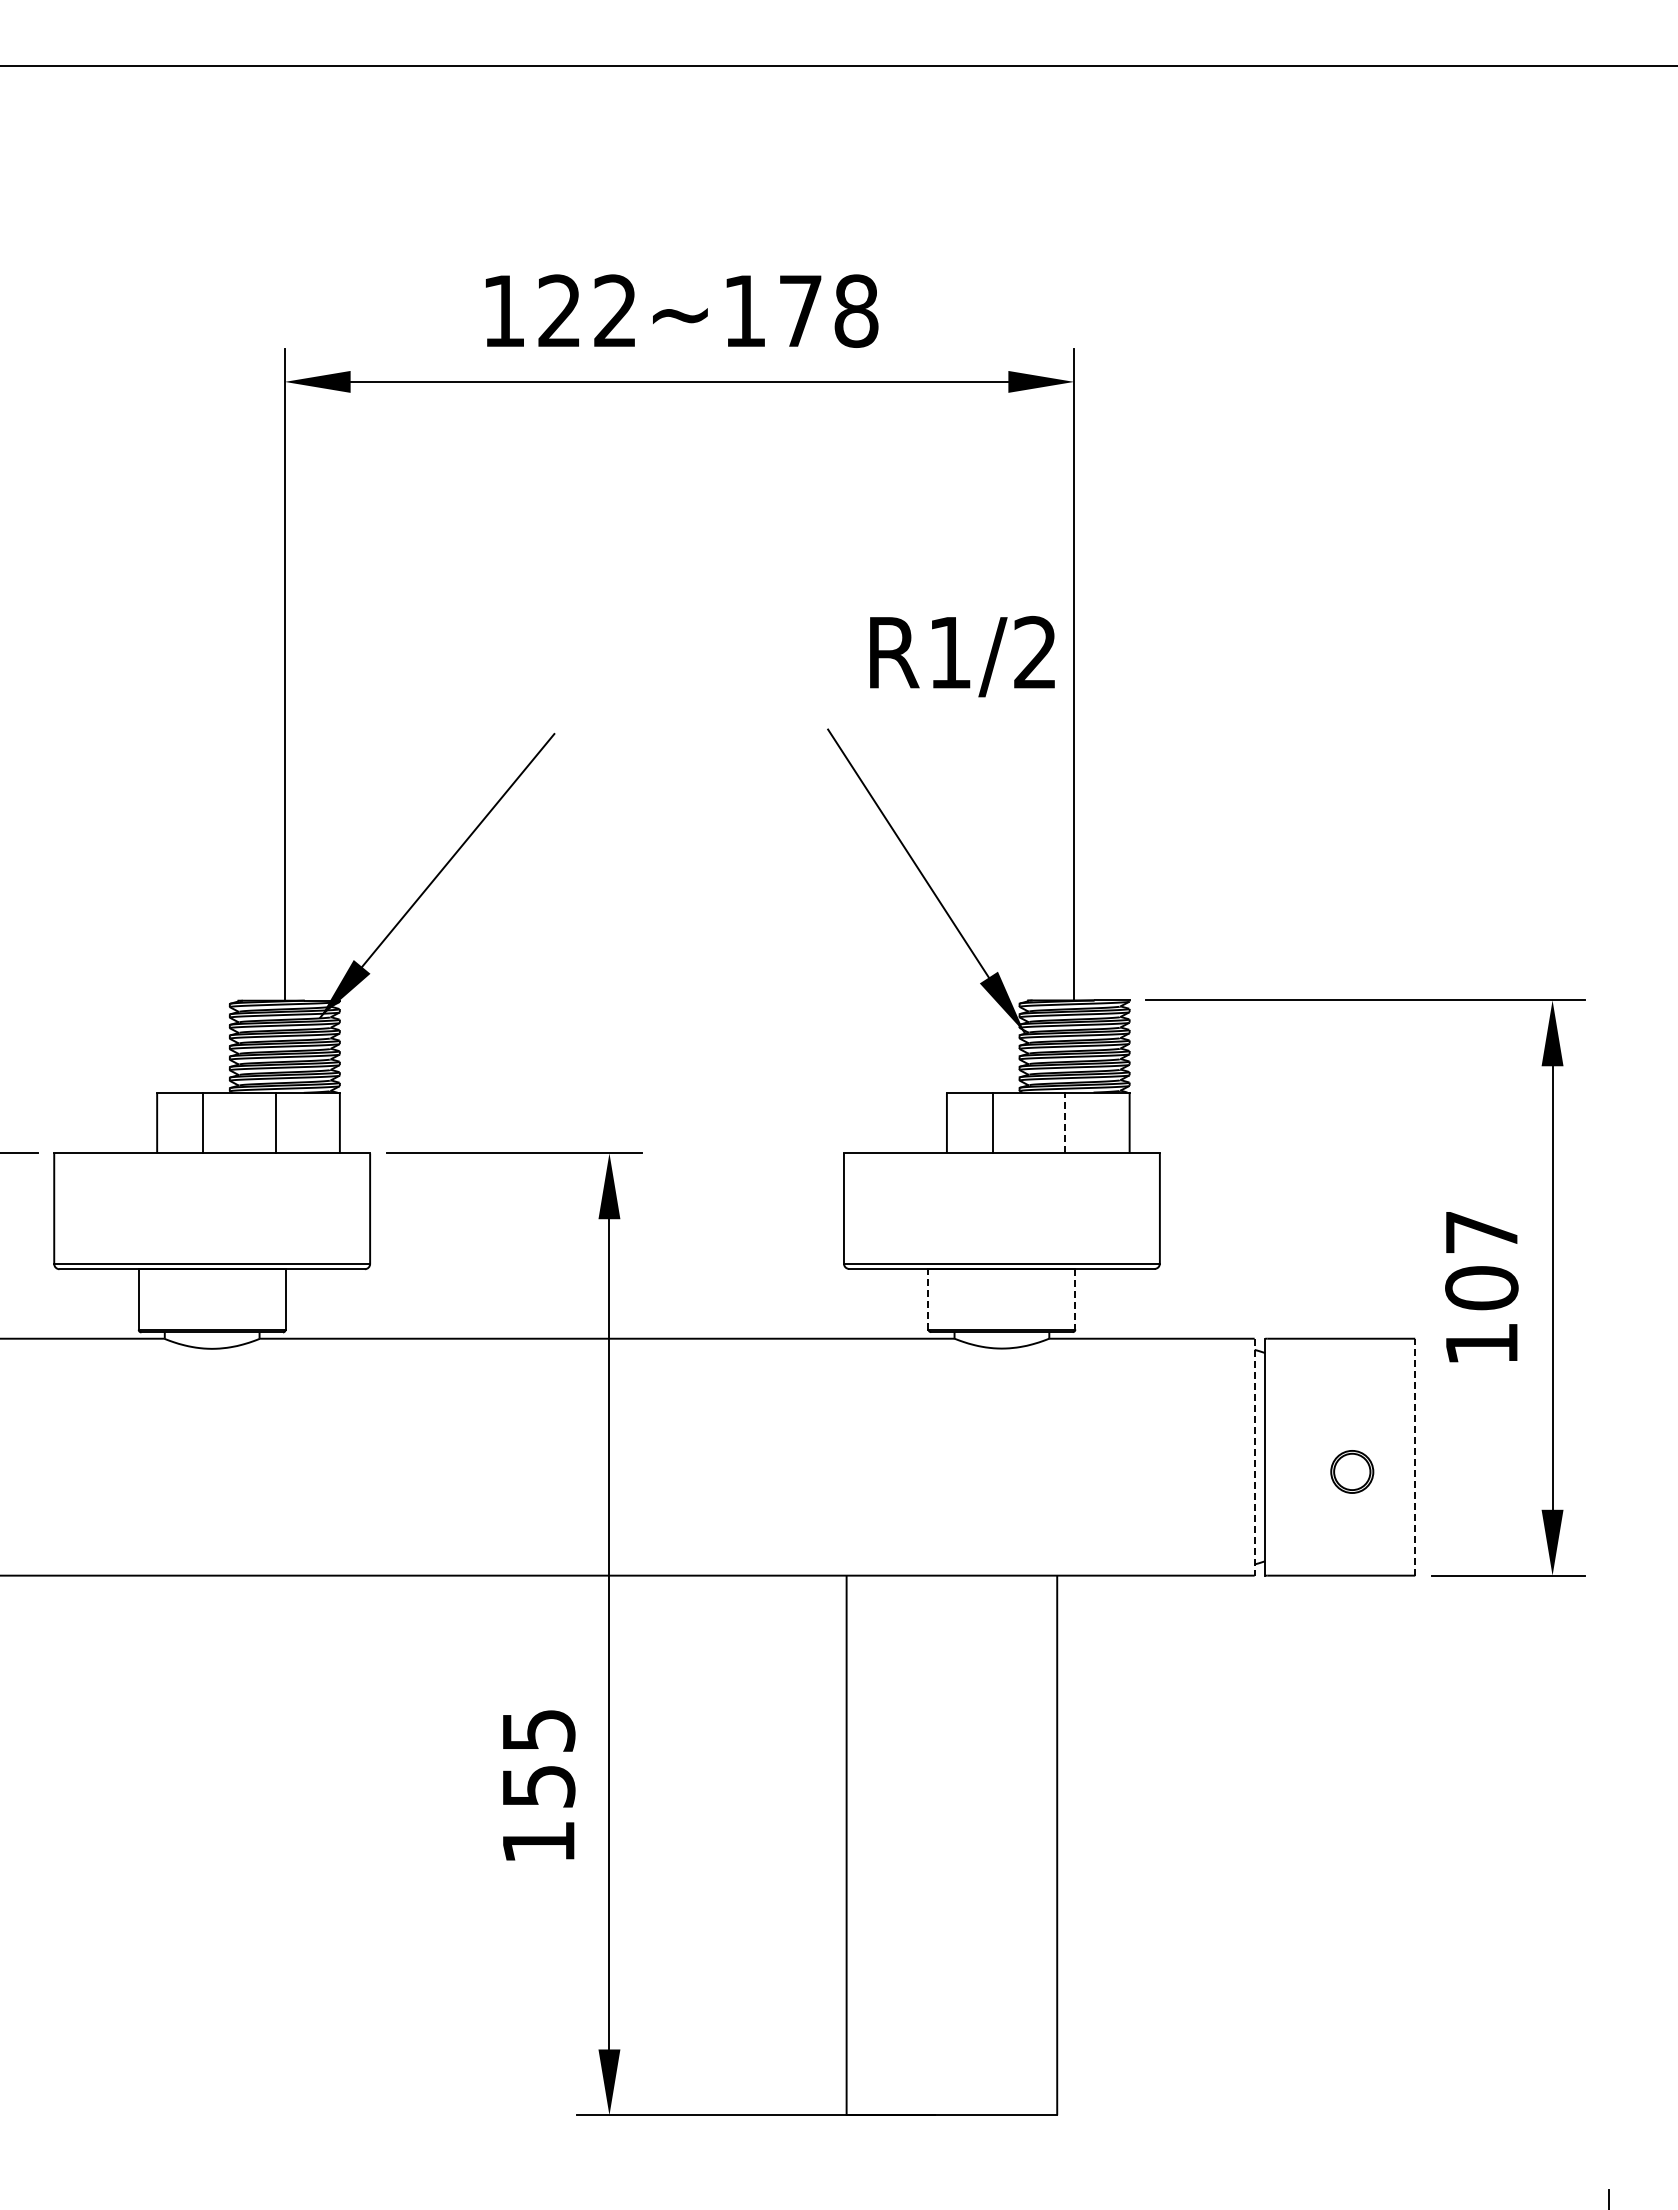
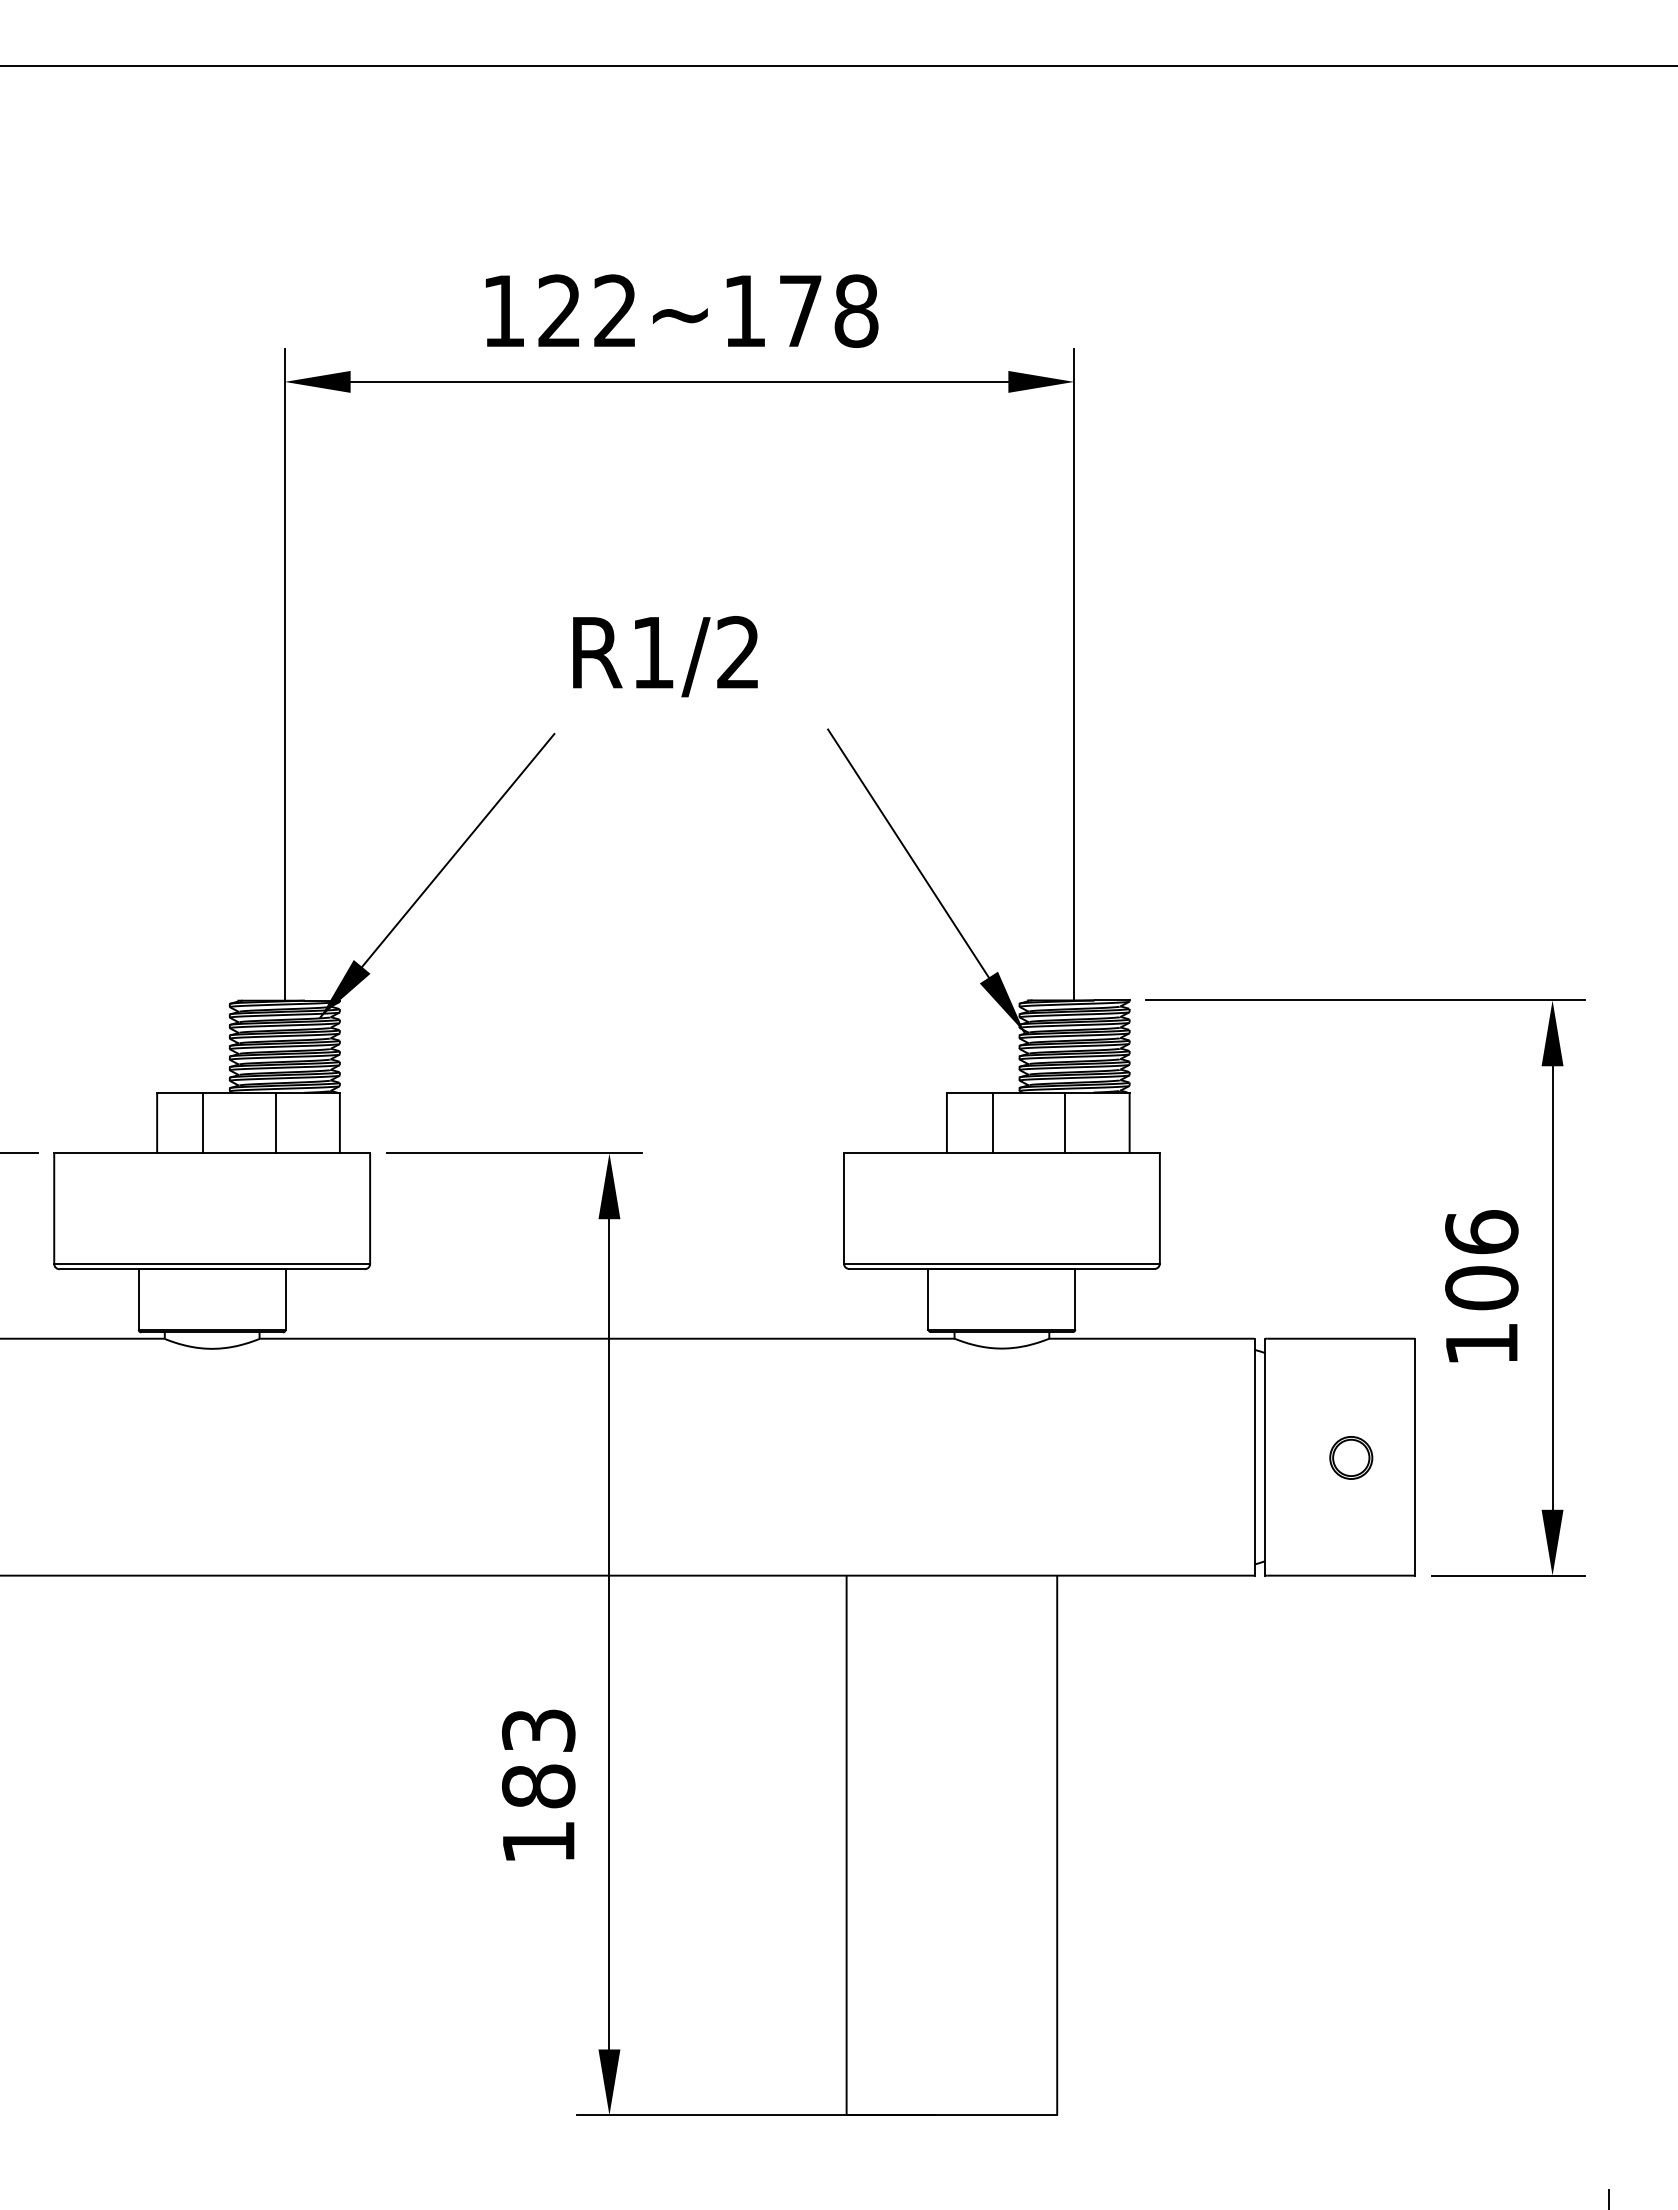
text position: (962, 656) -> (665, 656) (665, 656)
line: dashed -> solid (1065, 1122)
text: 107 -> 106 (1481, 1232)
line: dashed -> solid (928, 1298)
line: dashed -> solid (1075, 1299)
line: dashed -> solid (1415, 1456)
line: dashed -> solid (1254, 1457)
part position: (1352, 1471) -> (1351, 1457) (1351, 1457)
text: 155 -> 183 (538, 1758)
